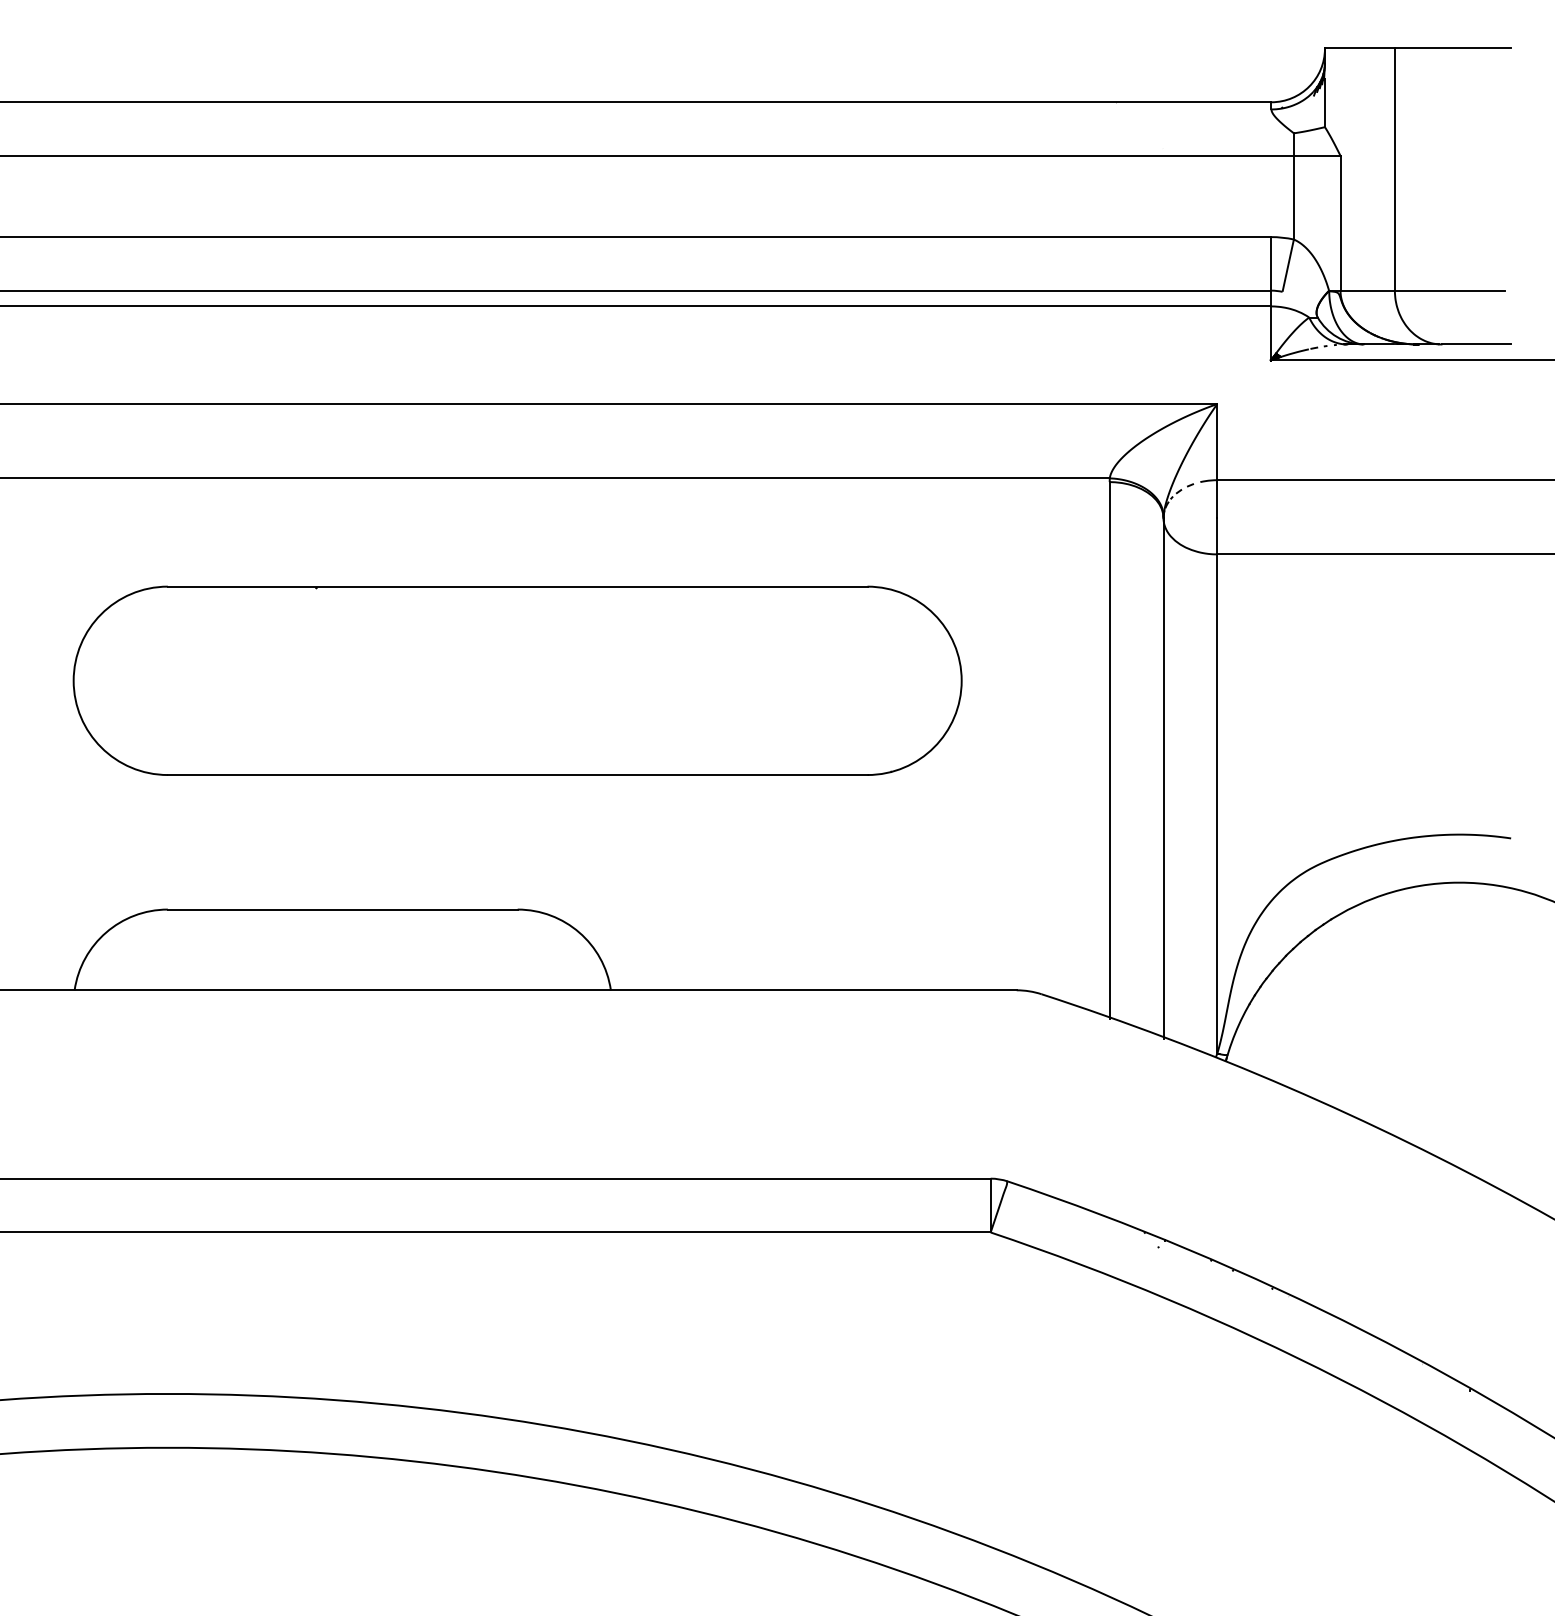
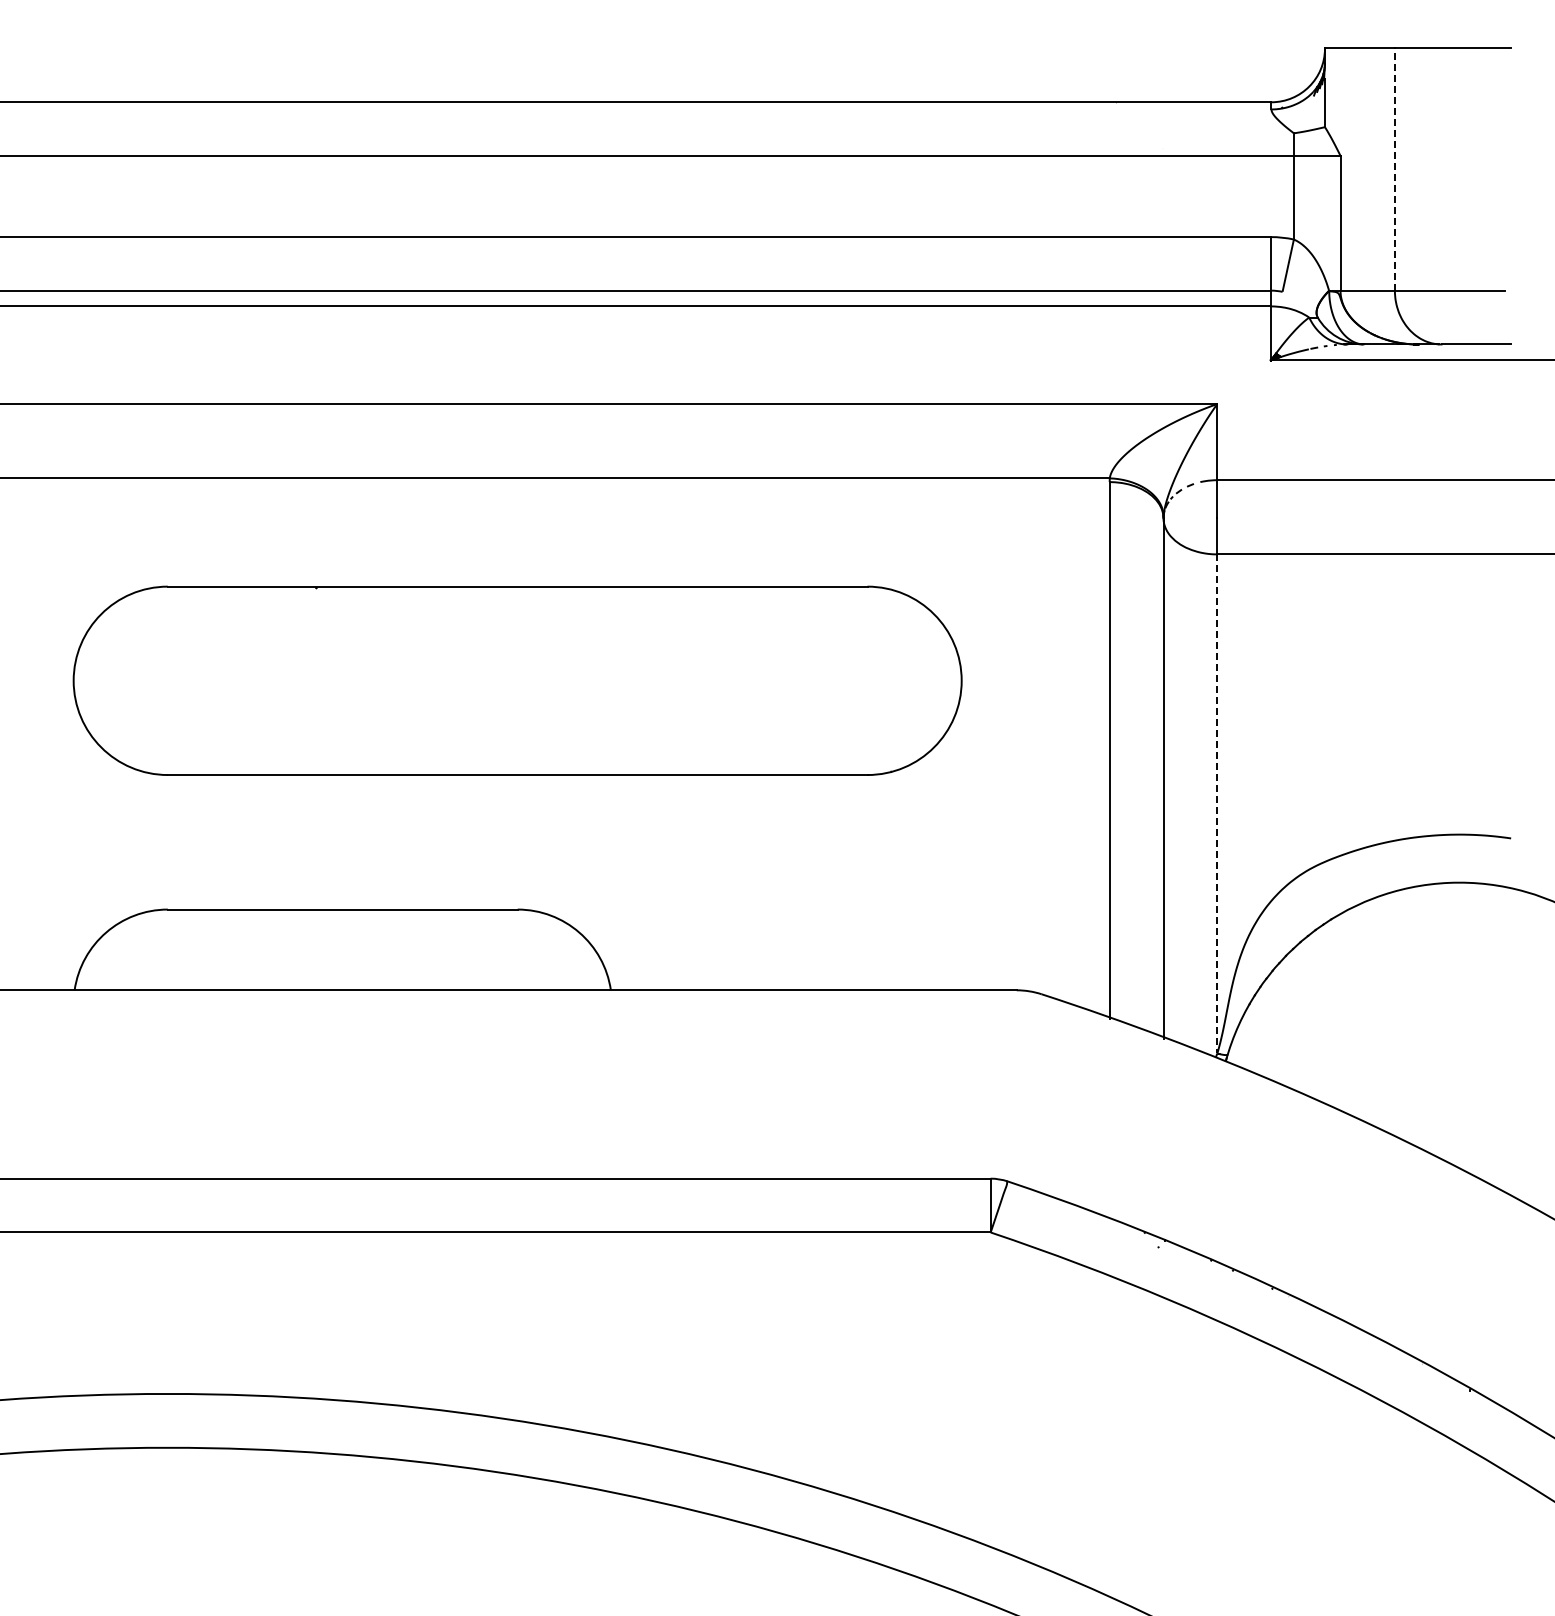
line: solid -> dashed (1394, 169)
line: solid -> dashed (1217, 803)
